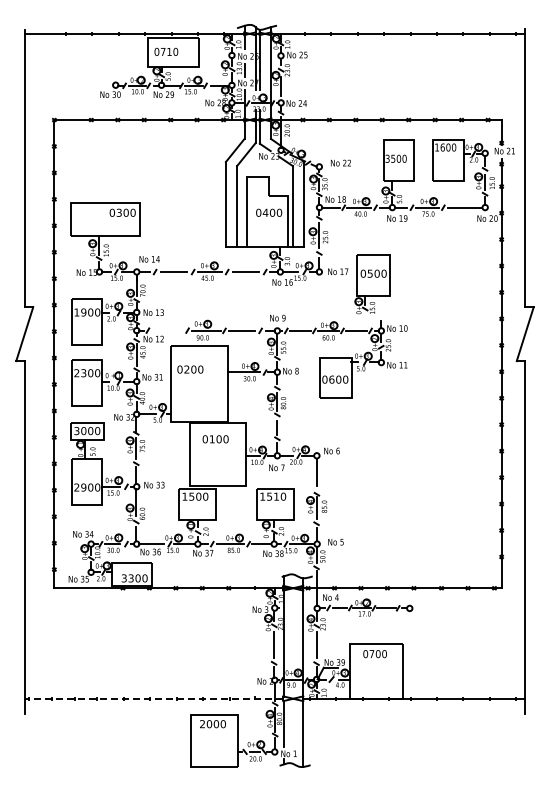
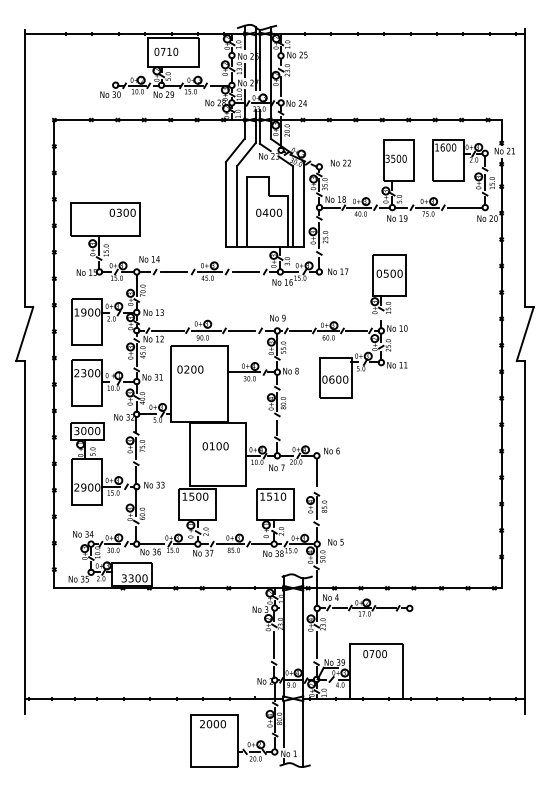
part position: (372, 284) -> (388, 284) (388, 284)
line: none -> present (167, 330)
text position: (215, 439) -> (215, 446) (215, 446)
line: dashed -> solid (153, 698)
